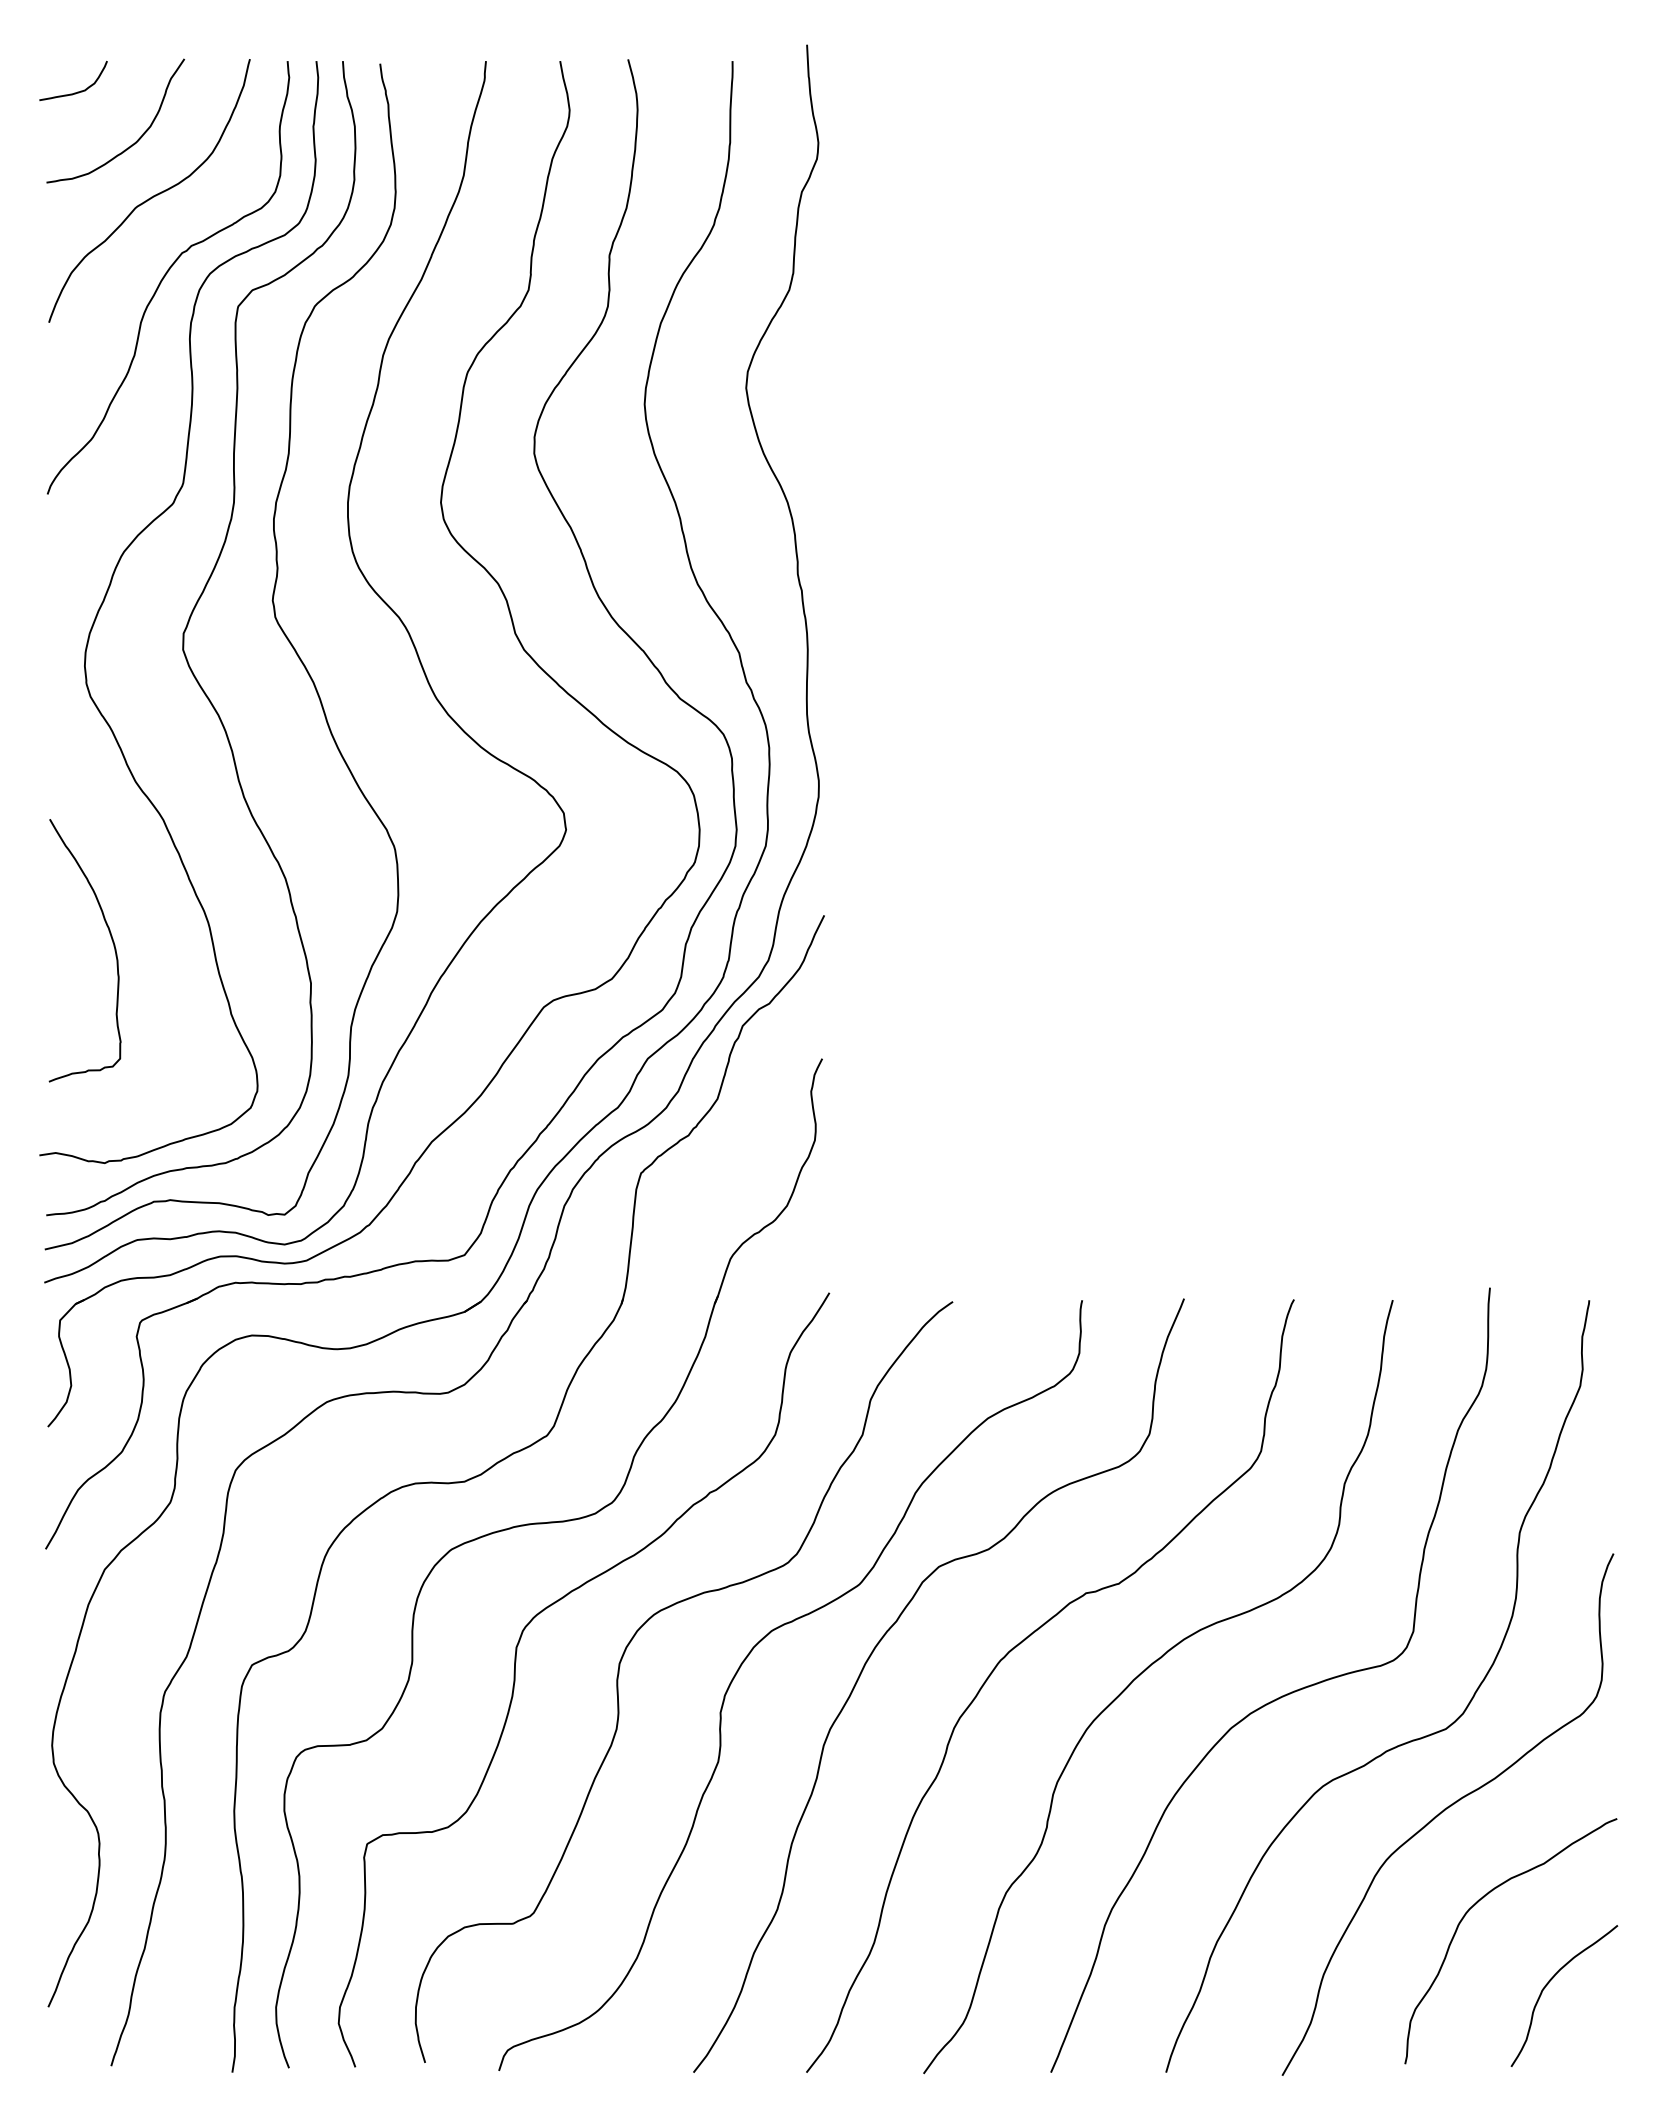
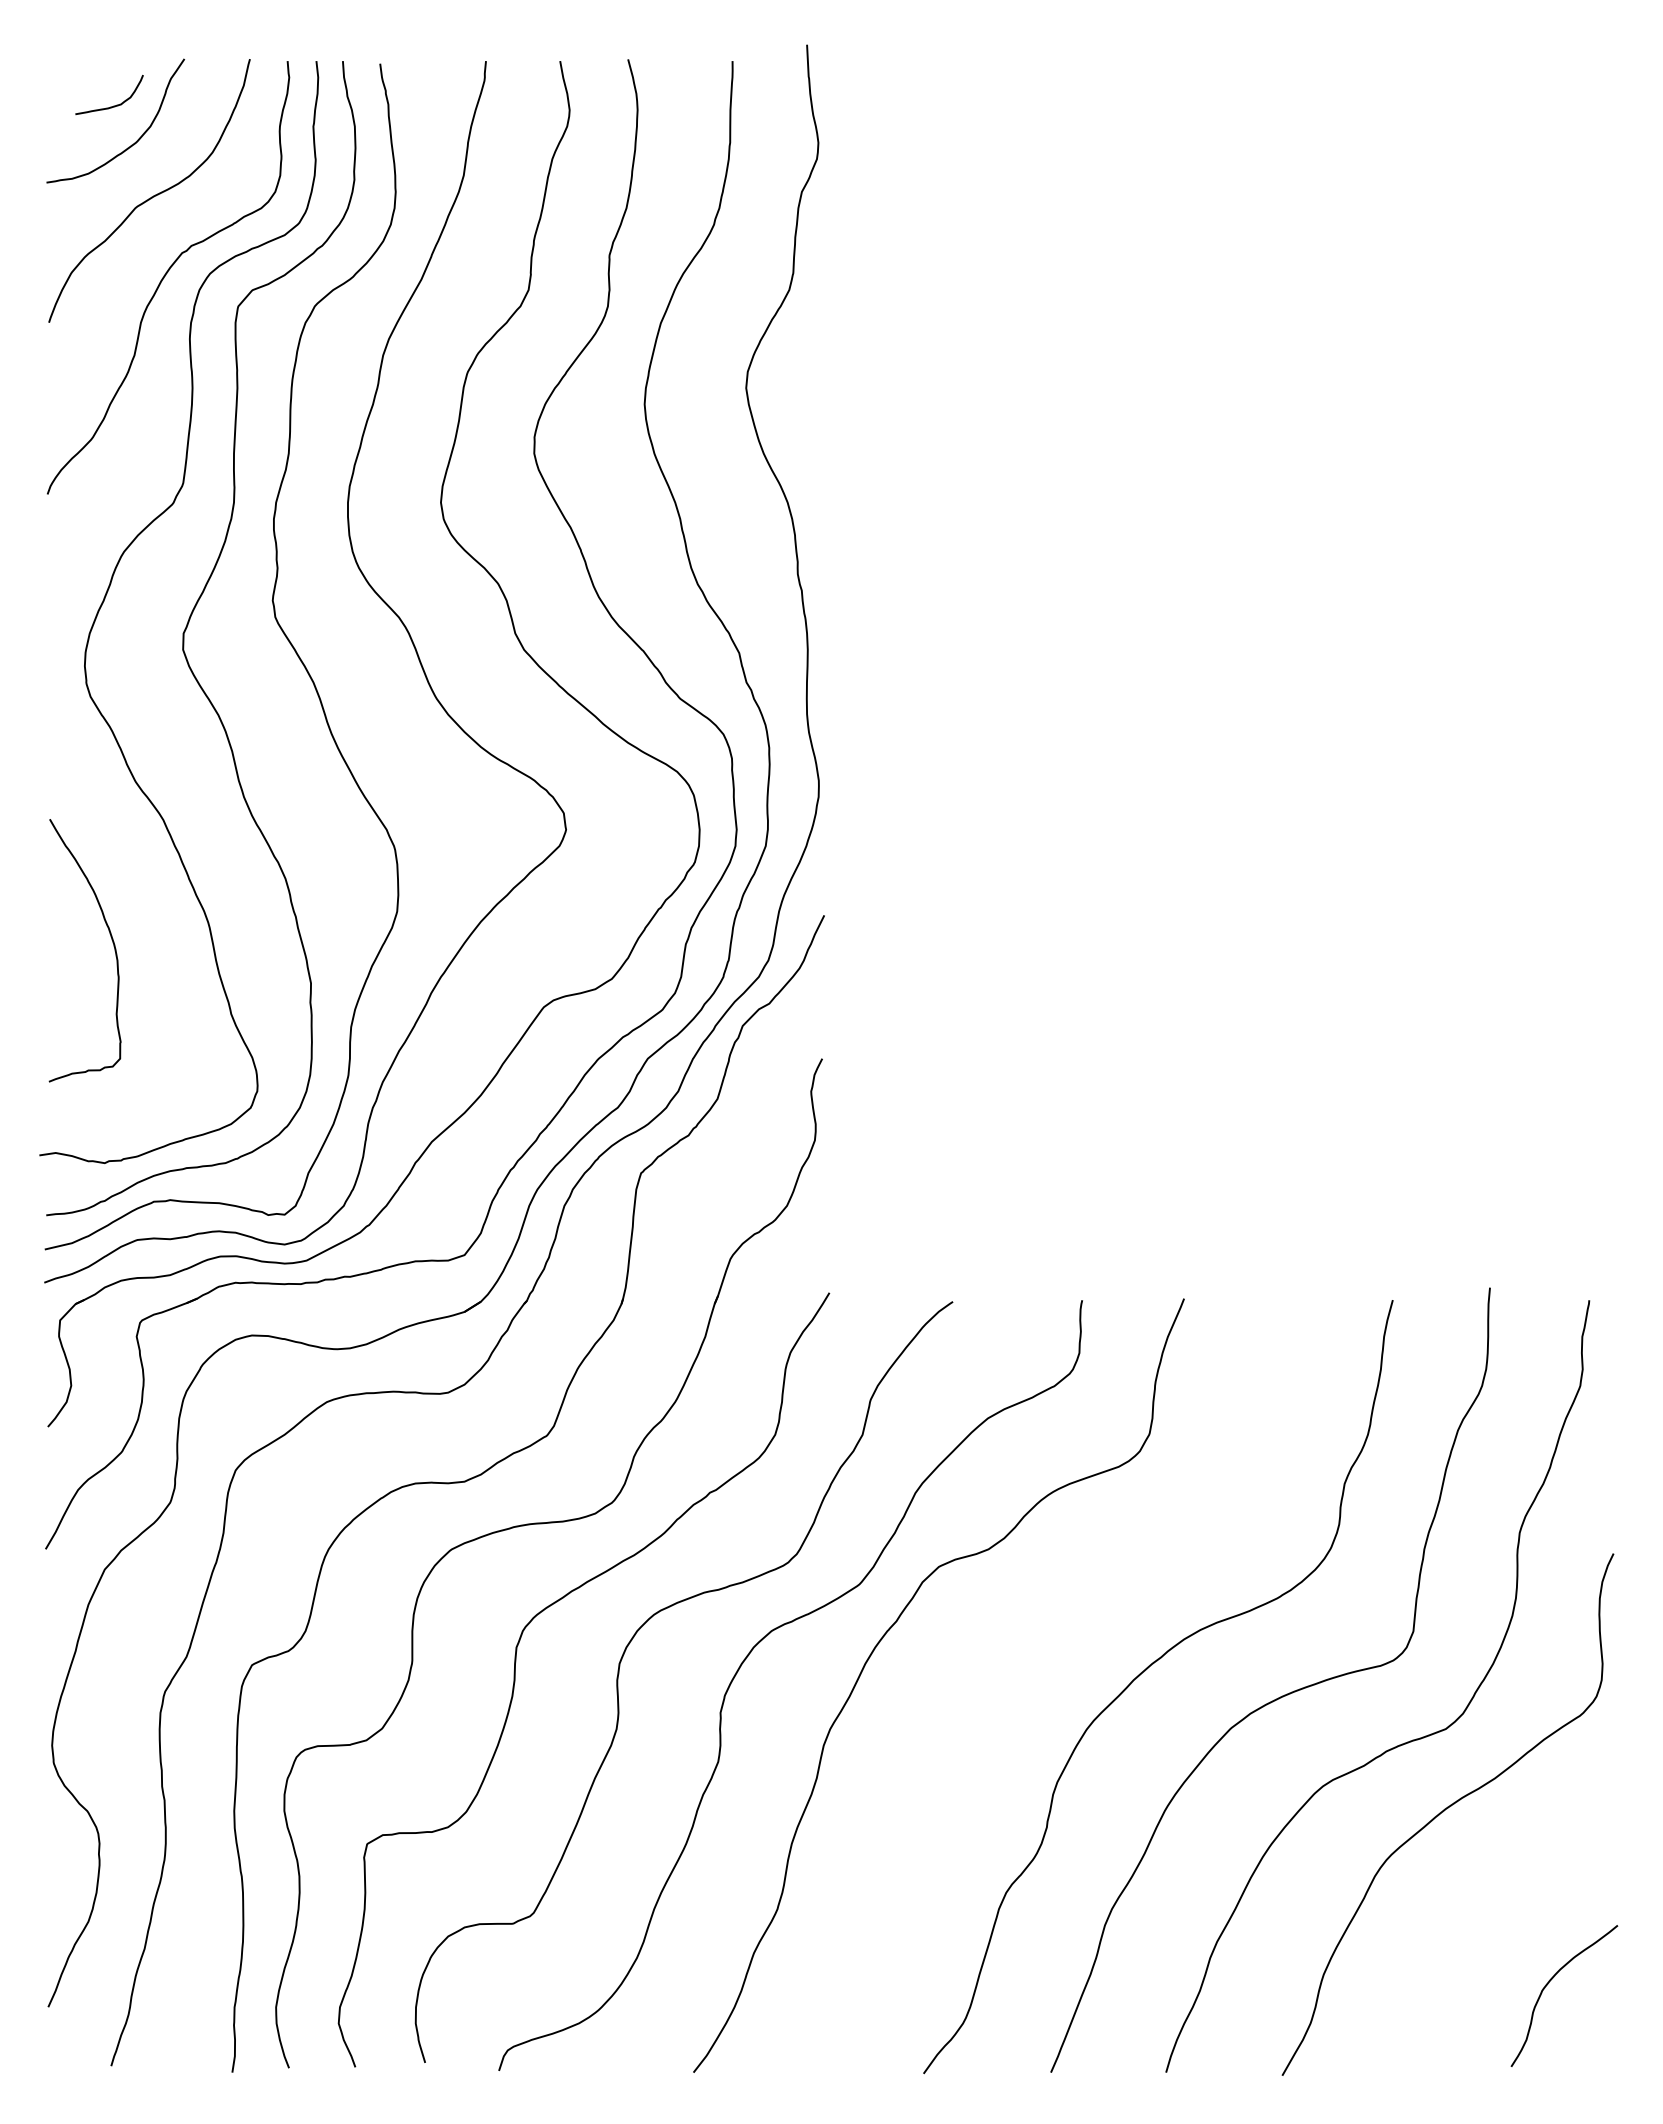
curve position: (77, 91) -> (113, 105) (113, 105)
curve: present -> none (1020, 1644)
curve: present -> none (1475, 1905)
